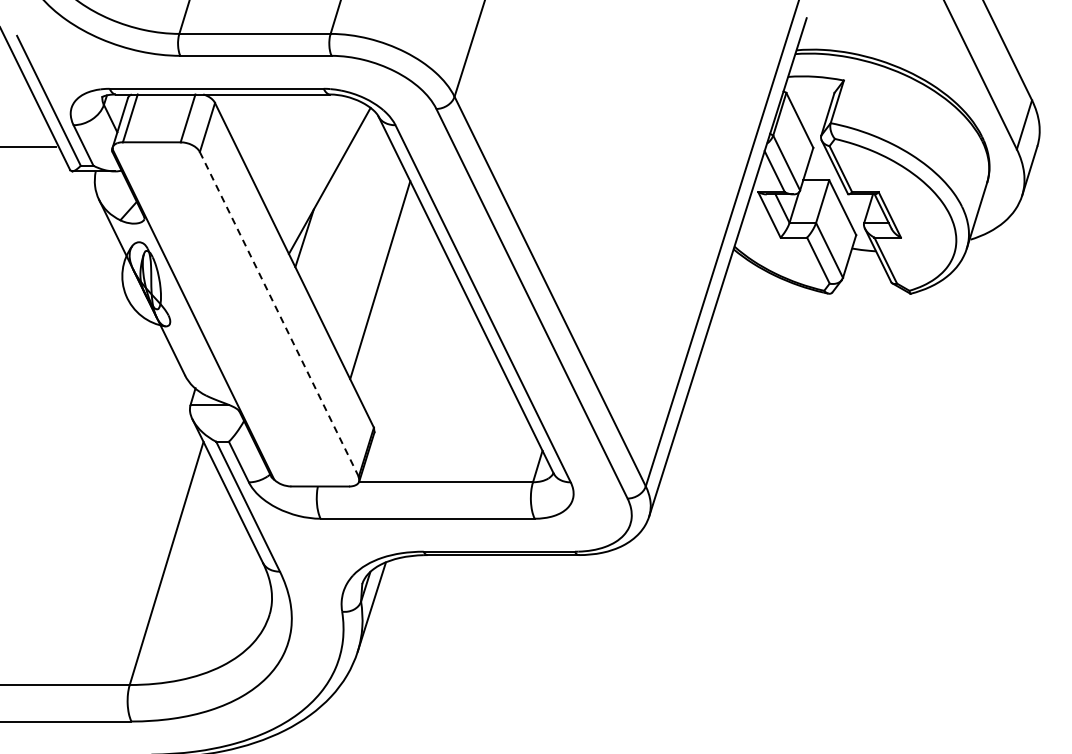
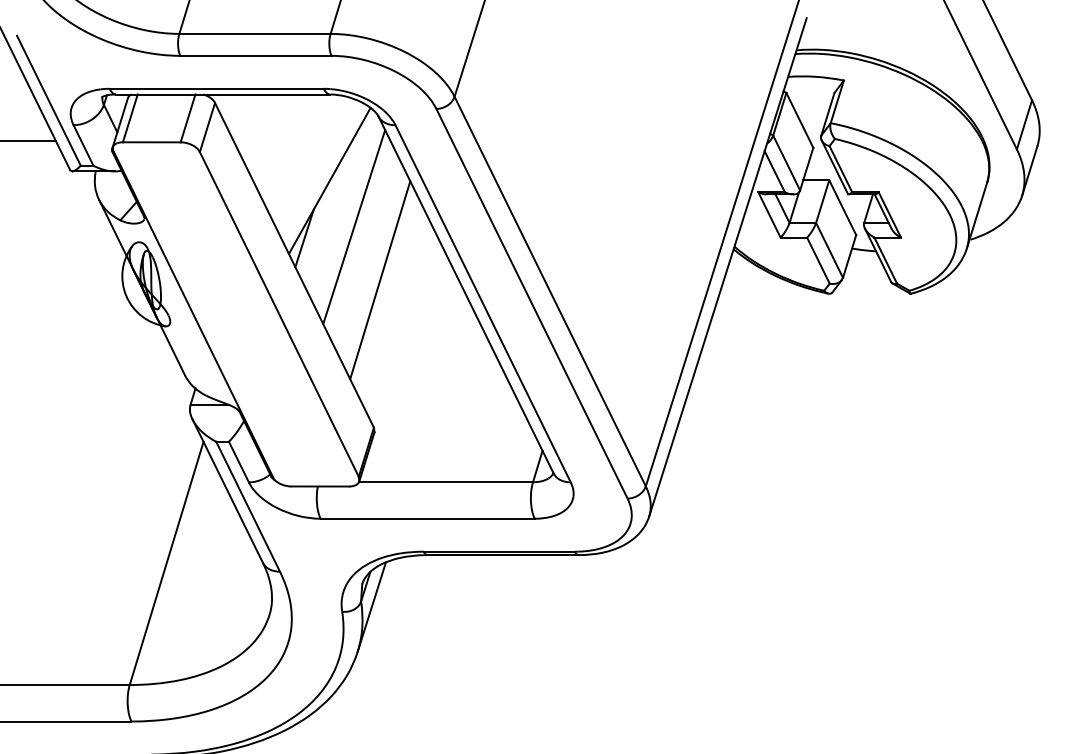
line position: (28, 146) -> (28, 140) (28, 140)
line: none -> present (354, 227)
line: dashed -> solid (279, 314)
